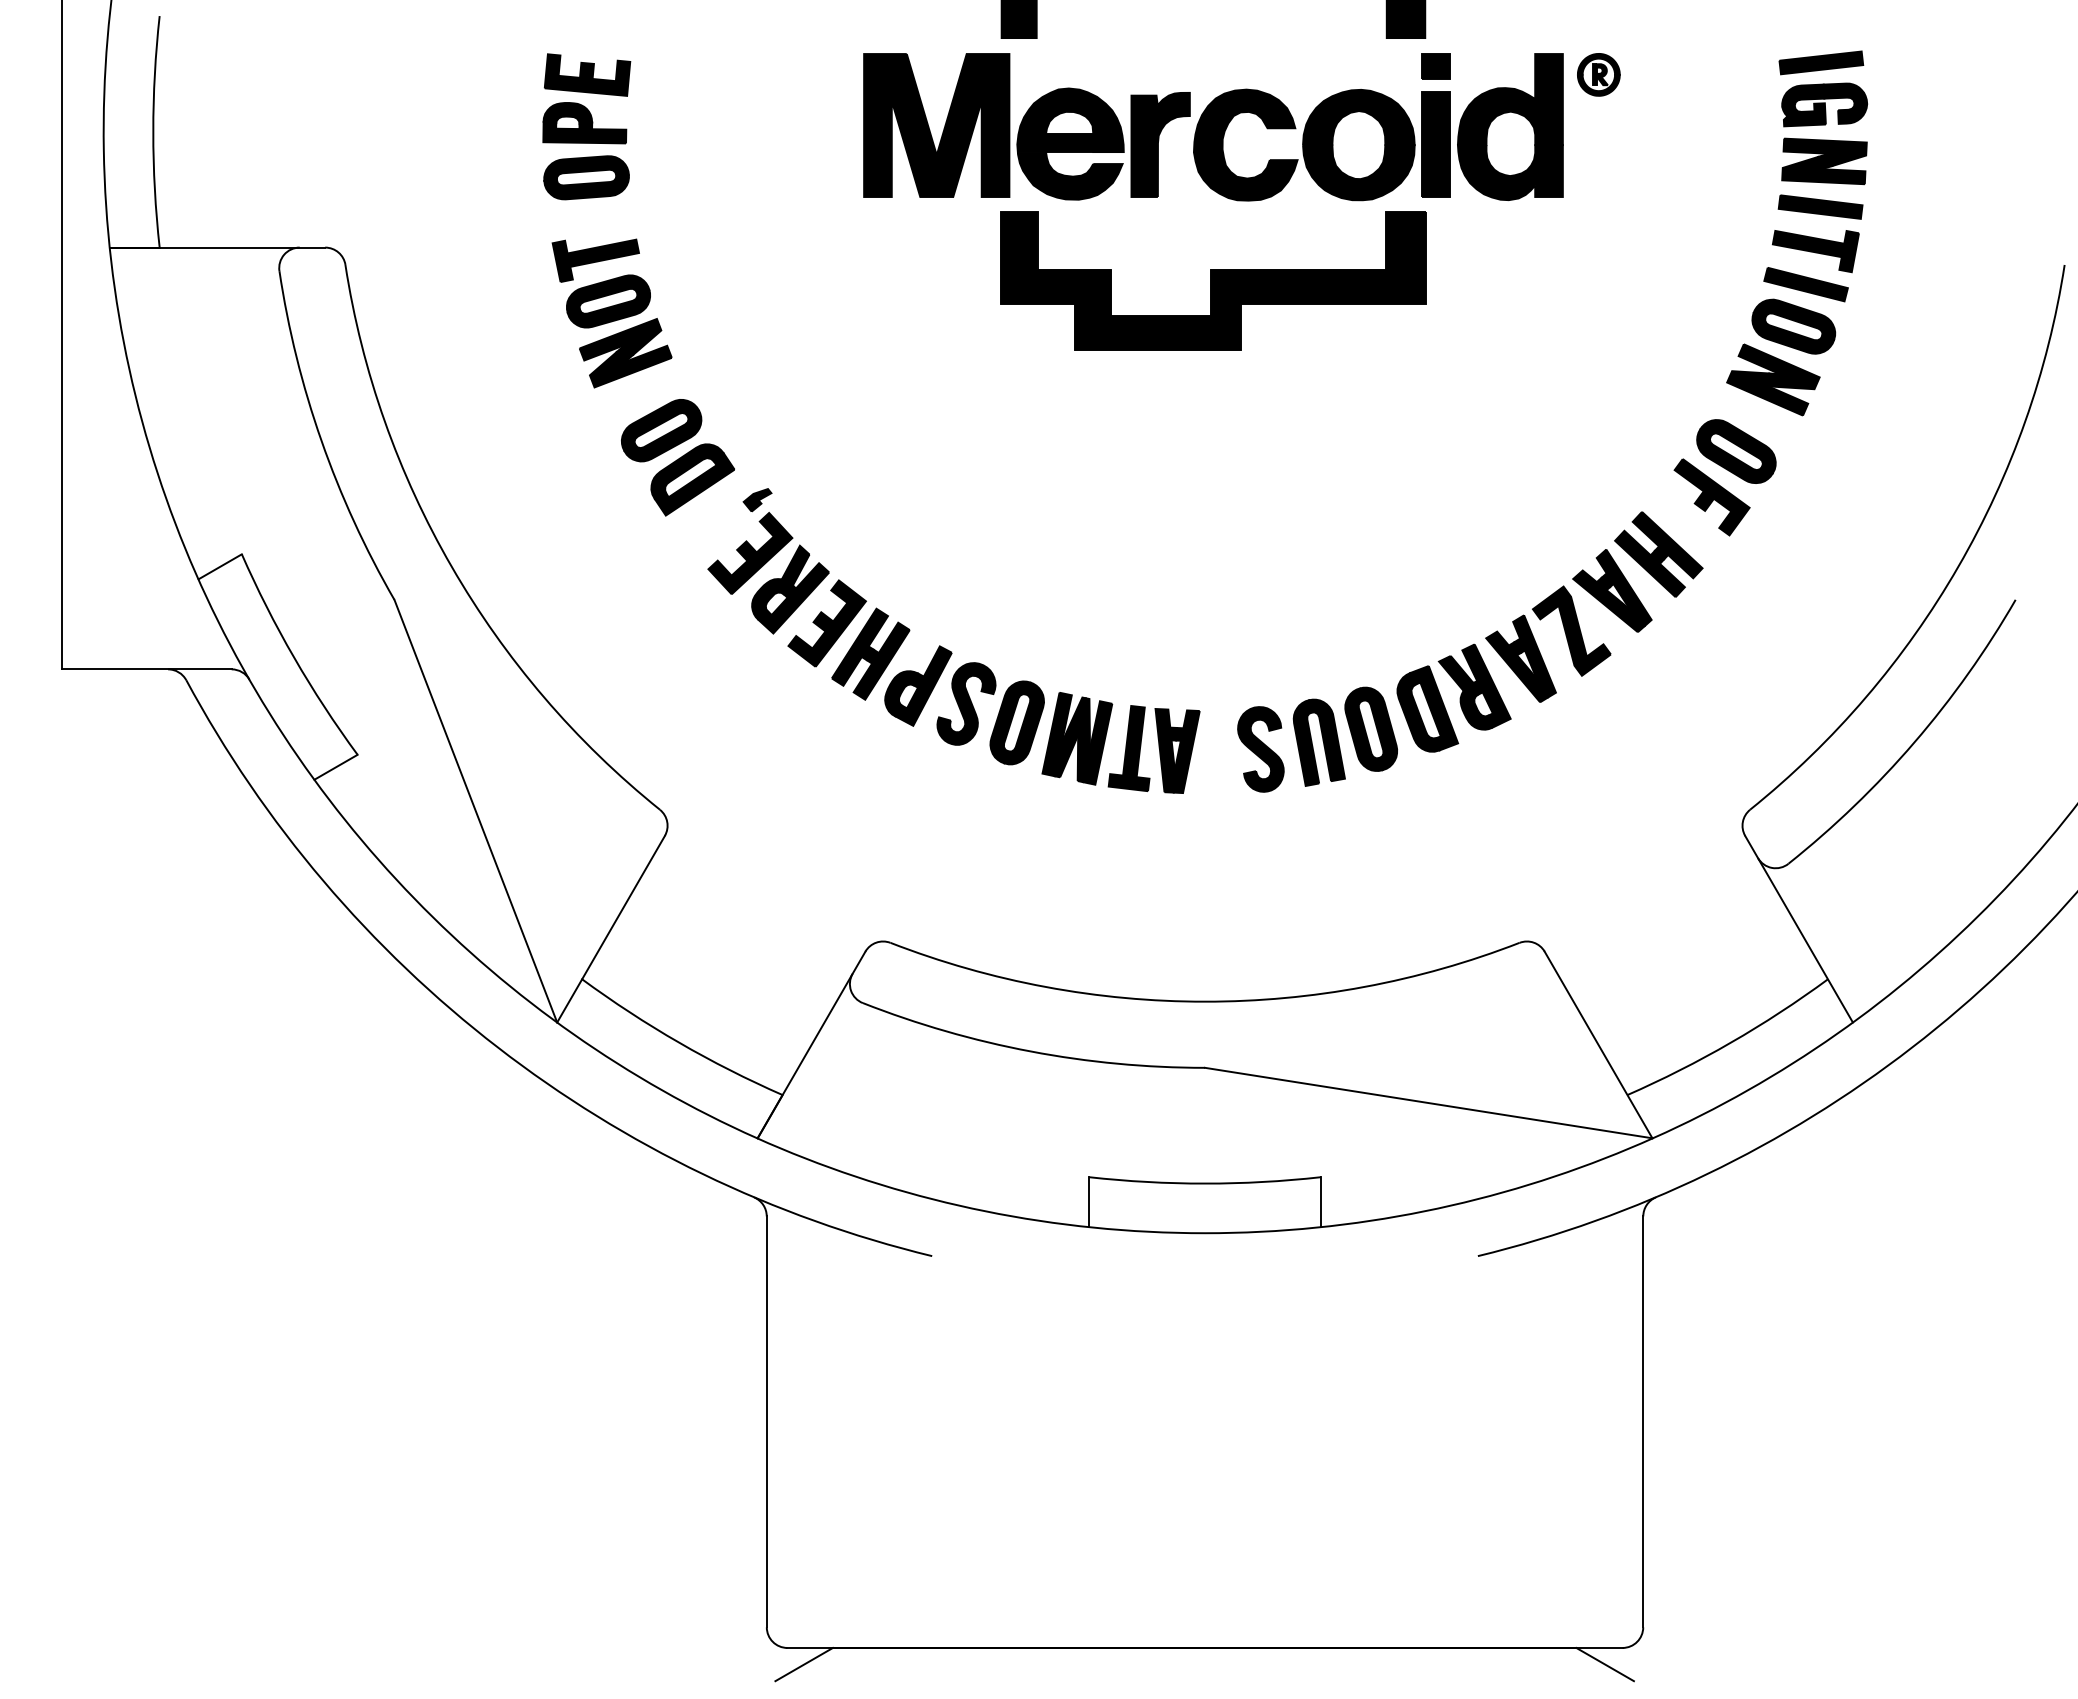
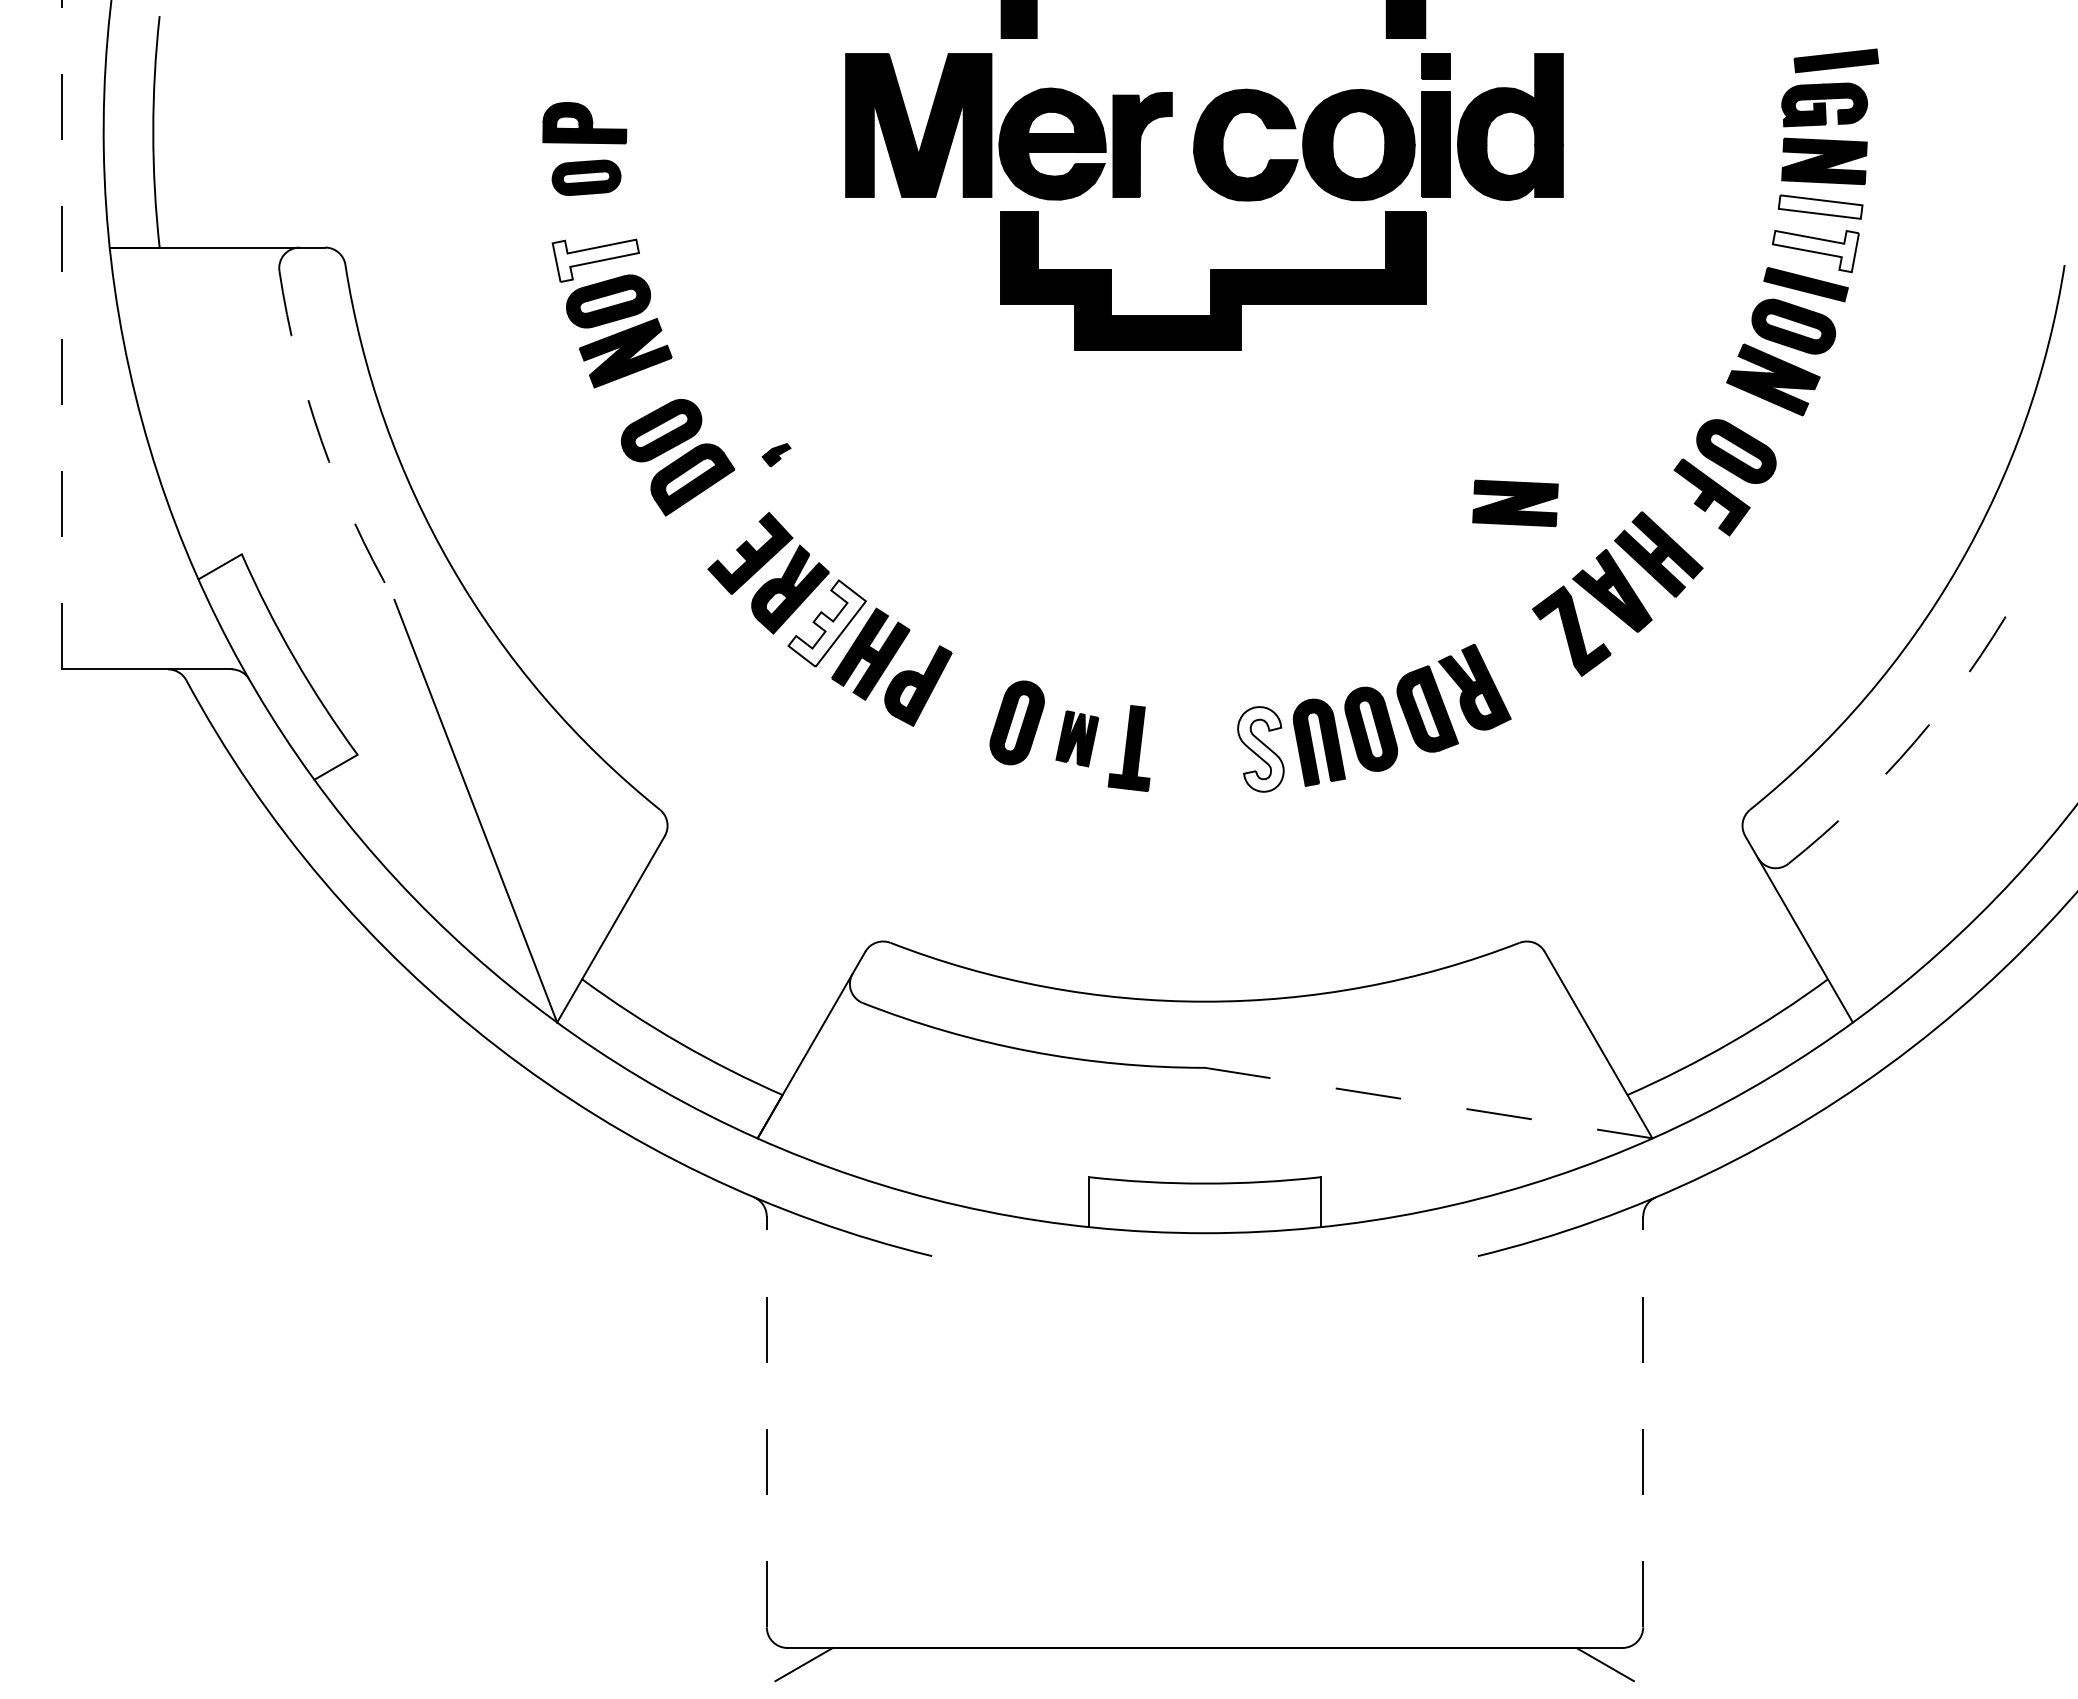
part position: (1821, 62) -> (1836, 60) (1836, 60)
part: present -> none (587, 74)
part: present -> none (1598, 74)
part position: (1026, 126) -> (1008, 126) (1008, 126)
part size: 87x46 px -> 71x37 px (586, 177)
fill: present -> none (1820, 206)
fill: present -> none (1815, 251)
fill: present -> none (595, 260)
line: solid -> dashed (62, 334)
arc: solid -> dashed (321, 440)
part position: (757, 500) -> (776, 455) (776, 455)
part: none -> present (1515, 503)
fill: present -> none (826, 623)
part: present -> none (1520, 658)
part: present -> none (966, 703)
part size: 73x94 px -> 45x58 px (1077, 738)
arc: solid -> dashed (1914, 742)
fill: present -> none (1260, 749)
part: present -> none (1177, 750)
line: solid -> dashed (1429, 1103)
line: solid -> dashed (766, 1421)
line: solid -> dashed (1643, 1421)
